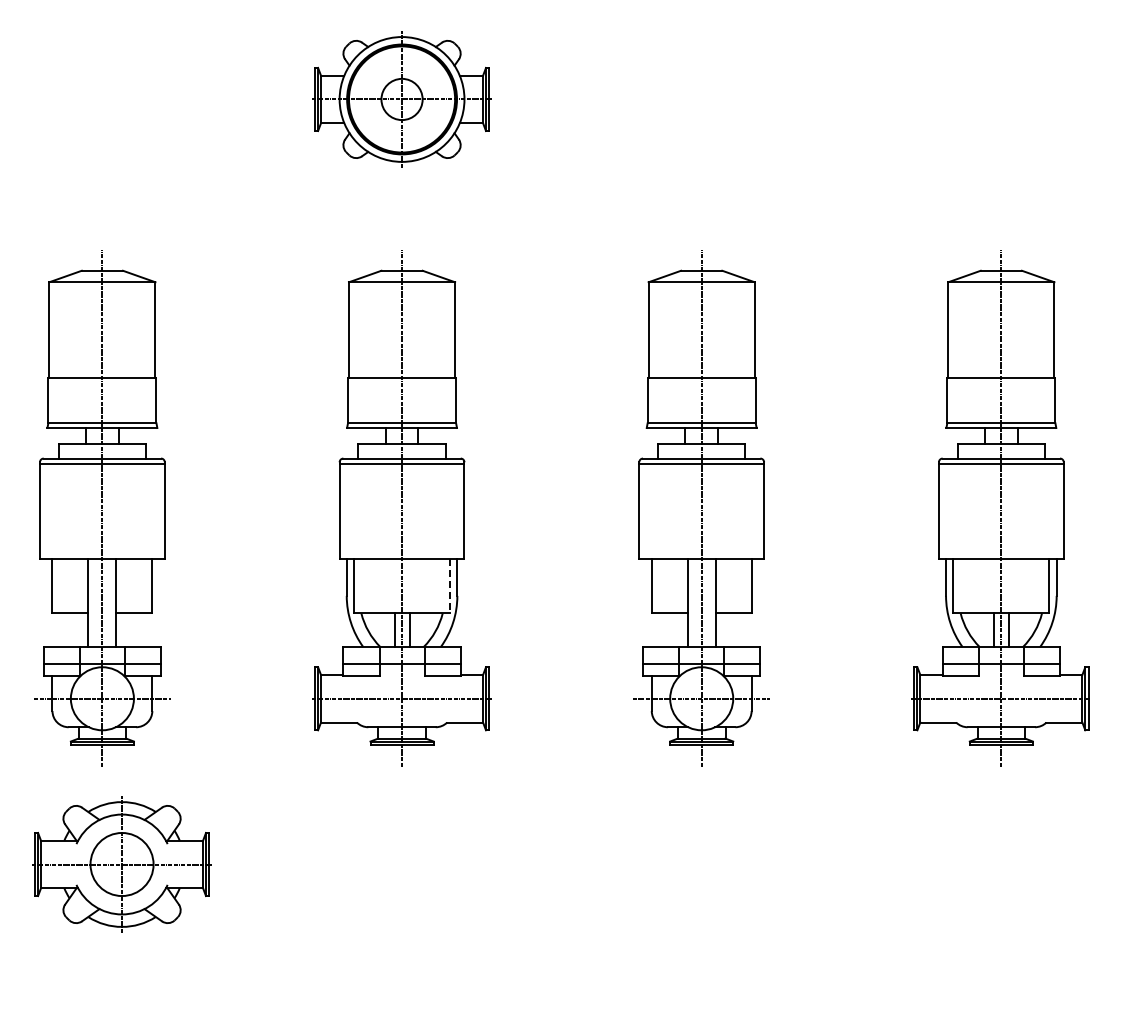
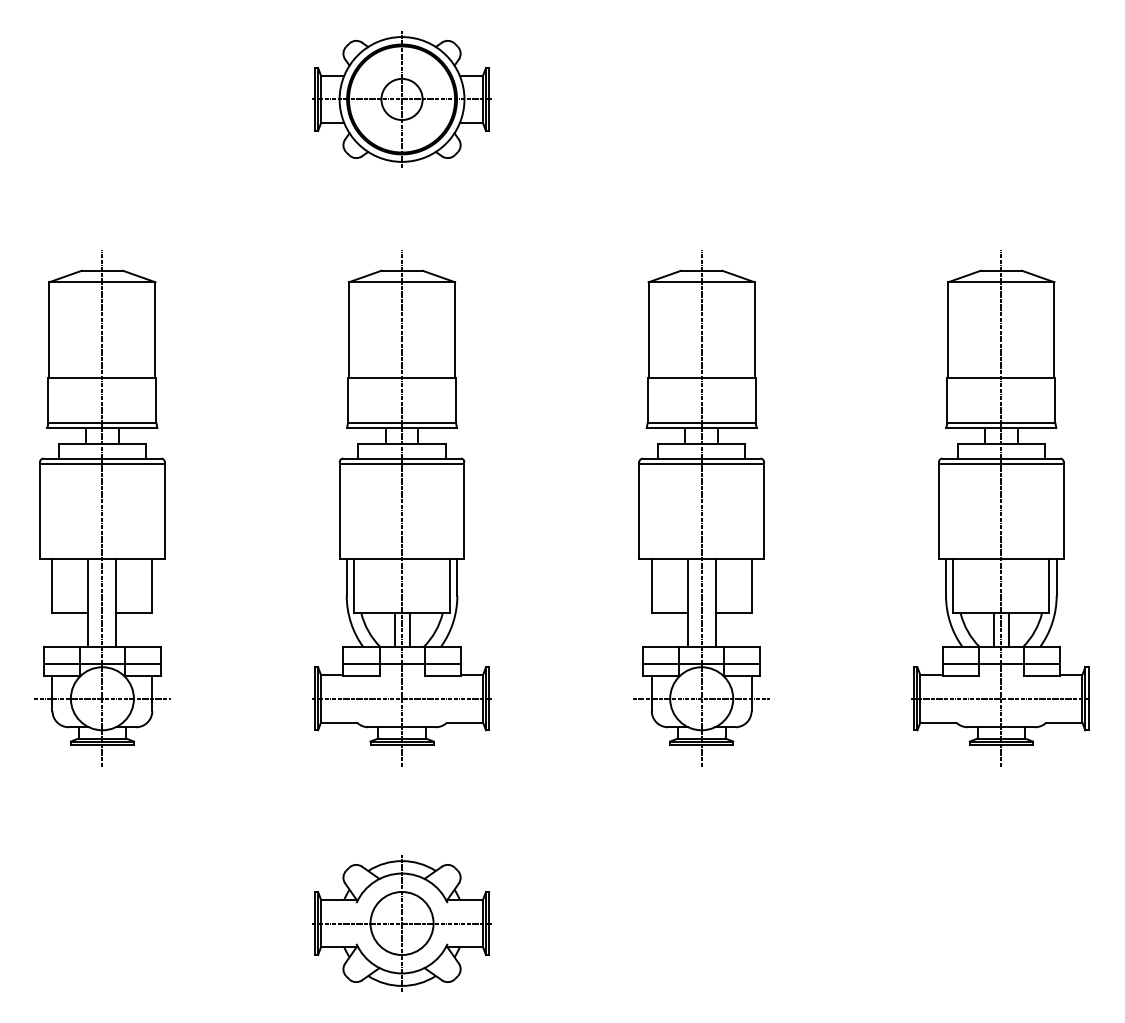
line: dashed -> solid (449, 586)
part position: (121, 864) -> (401, 923) (401, 923)
